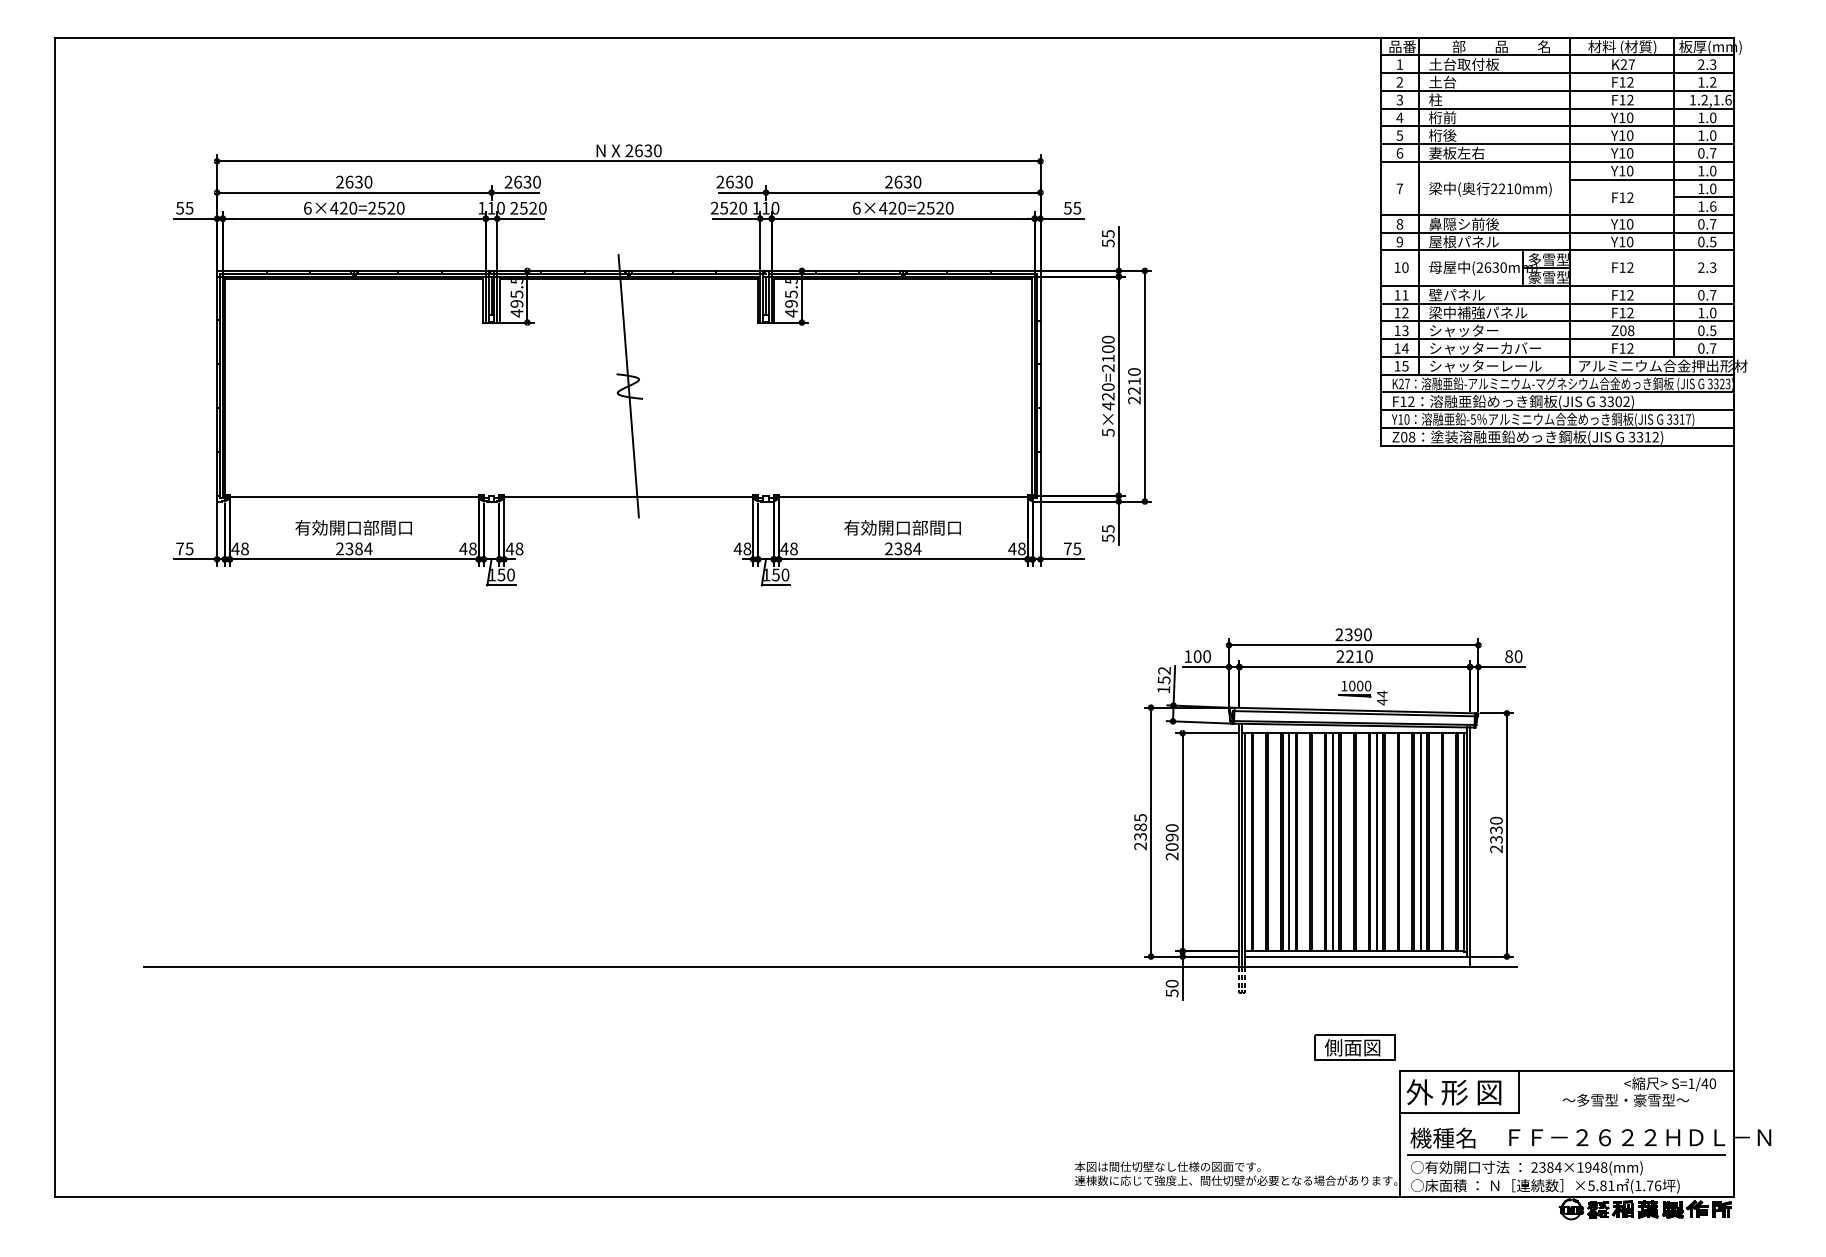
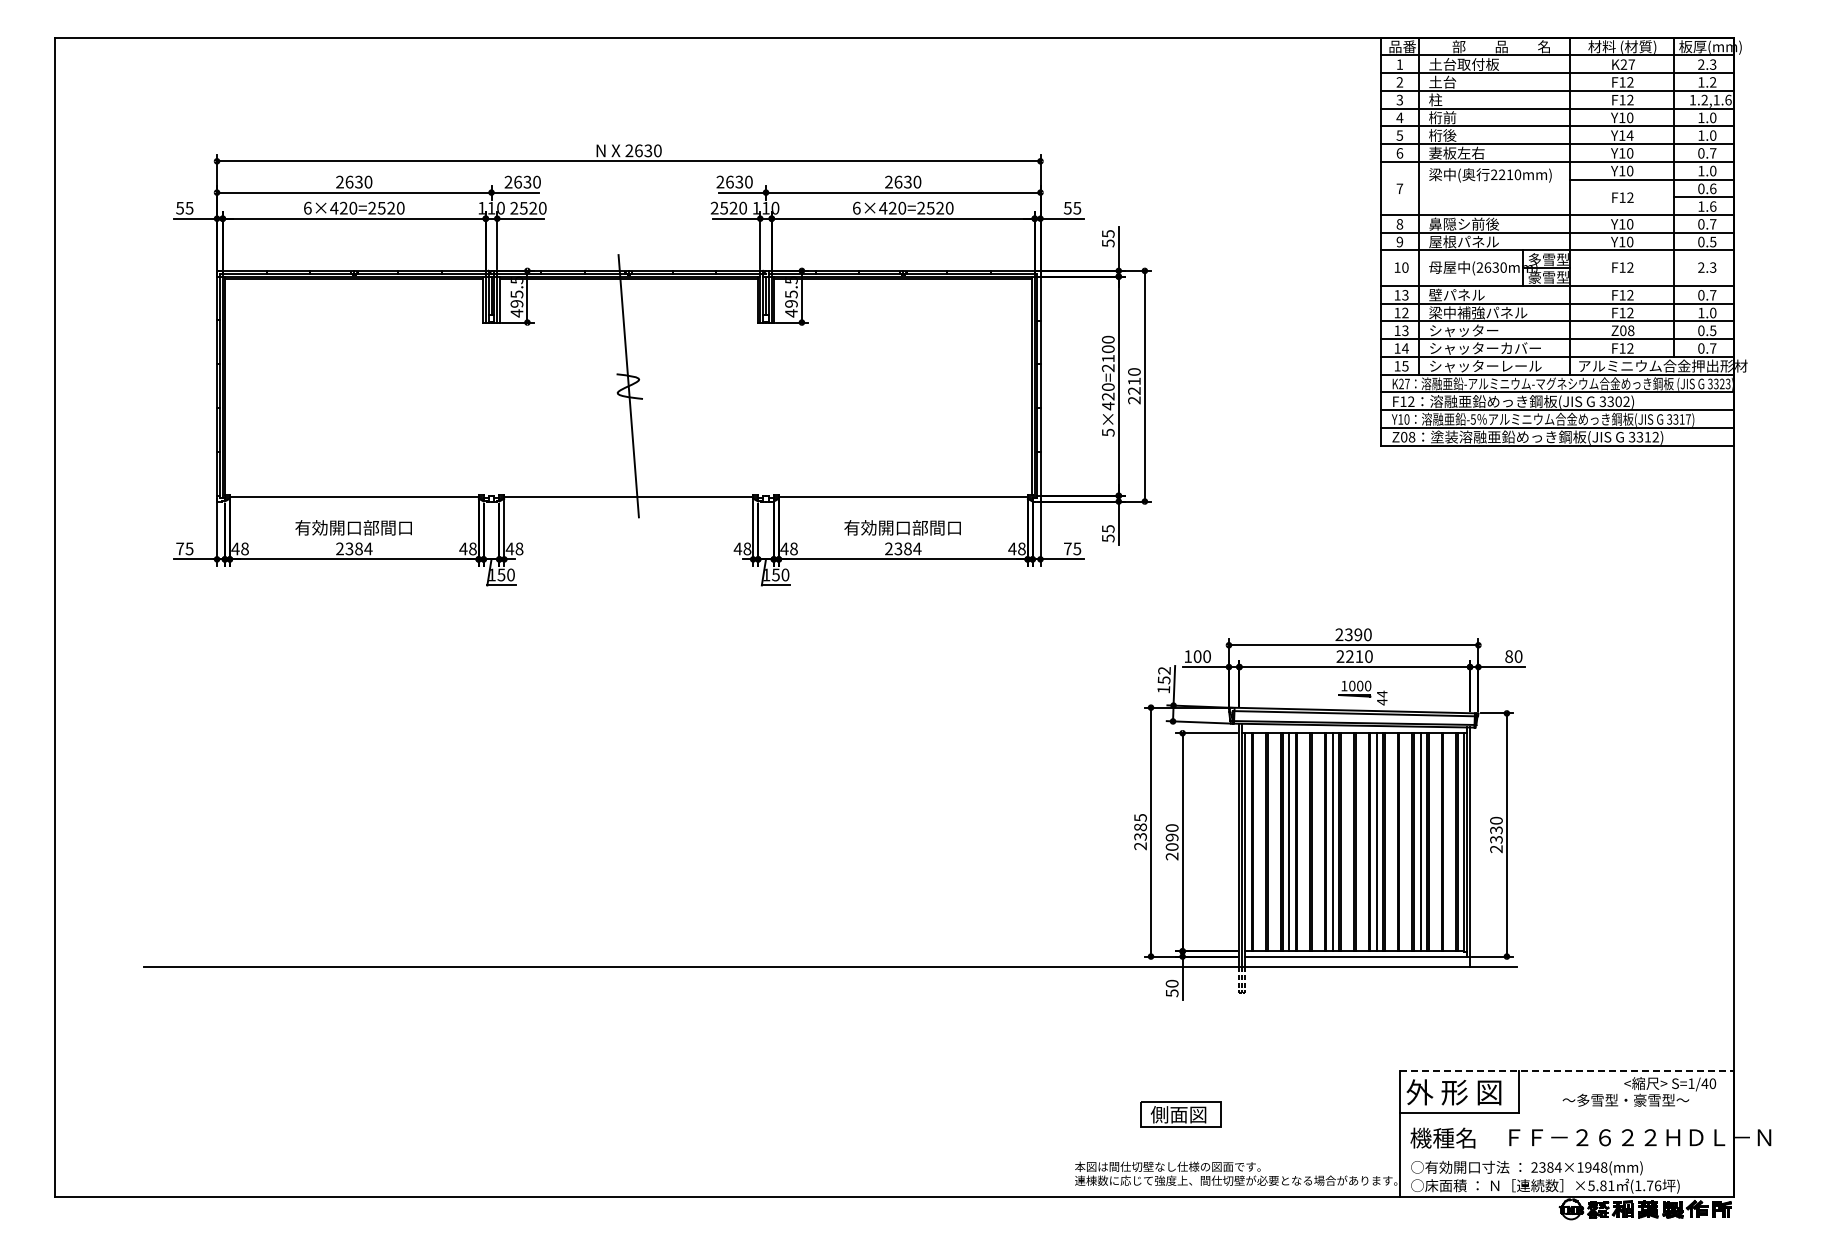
text: Y10 -> Y14 (1629, 135)
text: 1.0 -> 0.6 (1707, 188)
text position: (1490, 189) -> (1490, 175) (1490, 175)
text: 11 -> 13 (1405, 295)
part position: (1354, 1047) -> (1180, 1114) (1180, 1114)
line: solid -> dashed (1566, 1071)
line: present -> none (1566, 1154)
